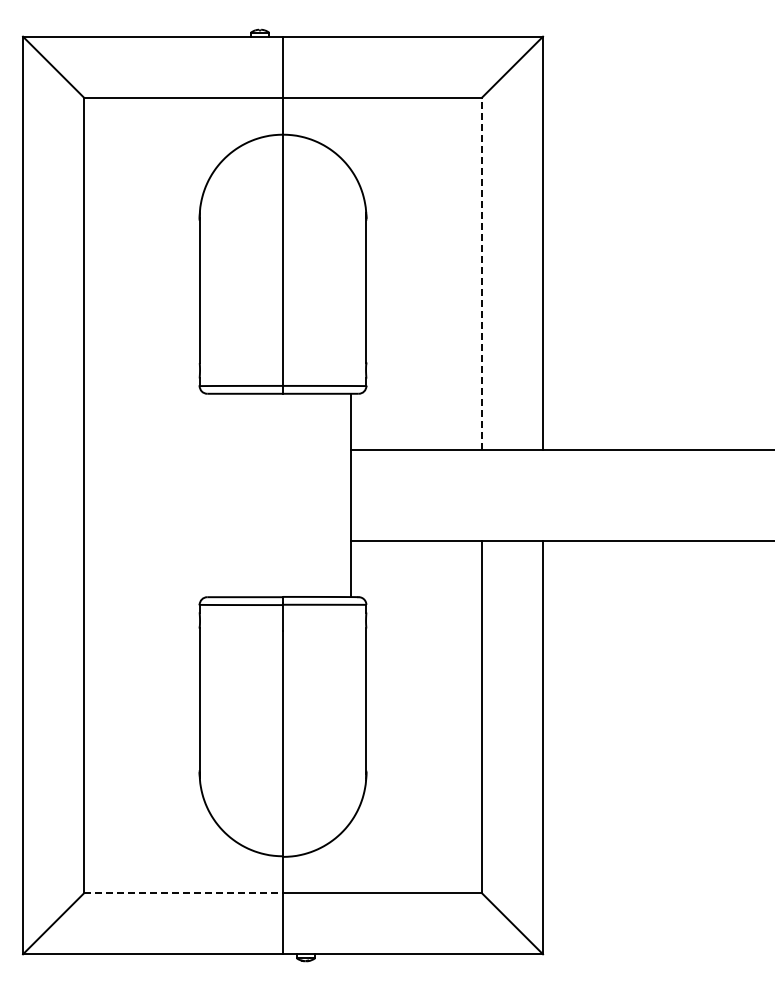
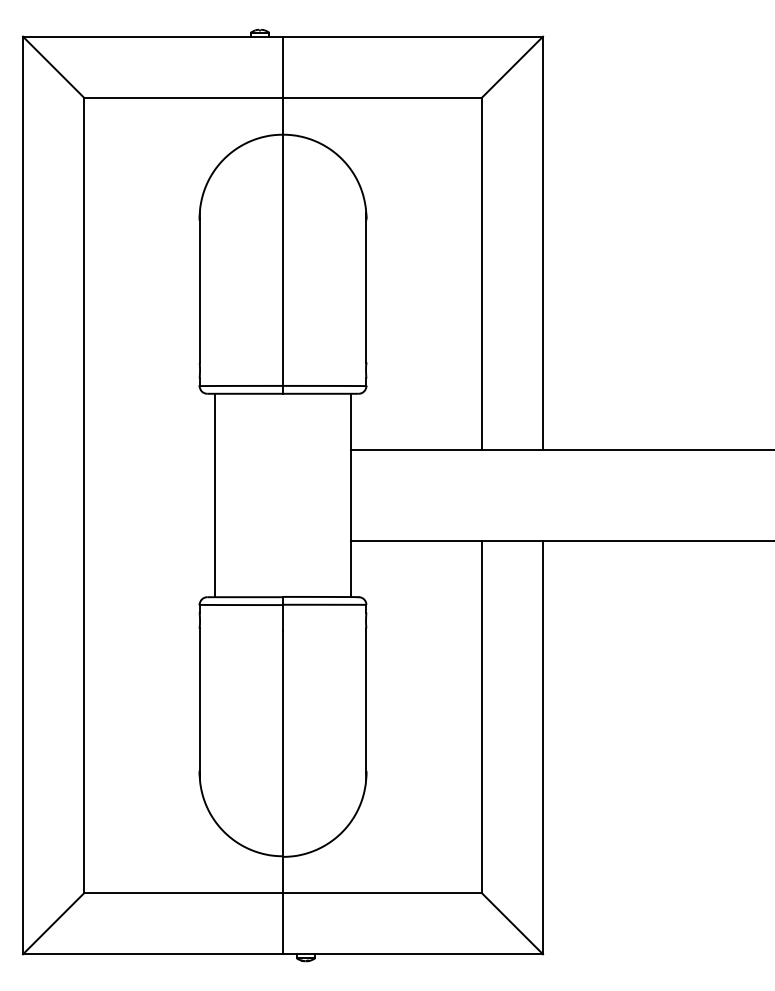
line: dashed -> solid (481, 273)
line: none -> present (214, 495)
line: dashed -> solid (184, 893)
